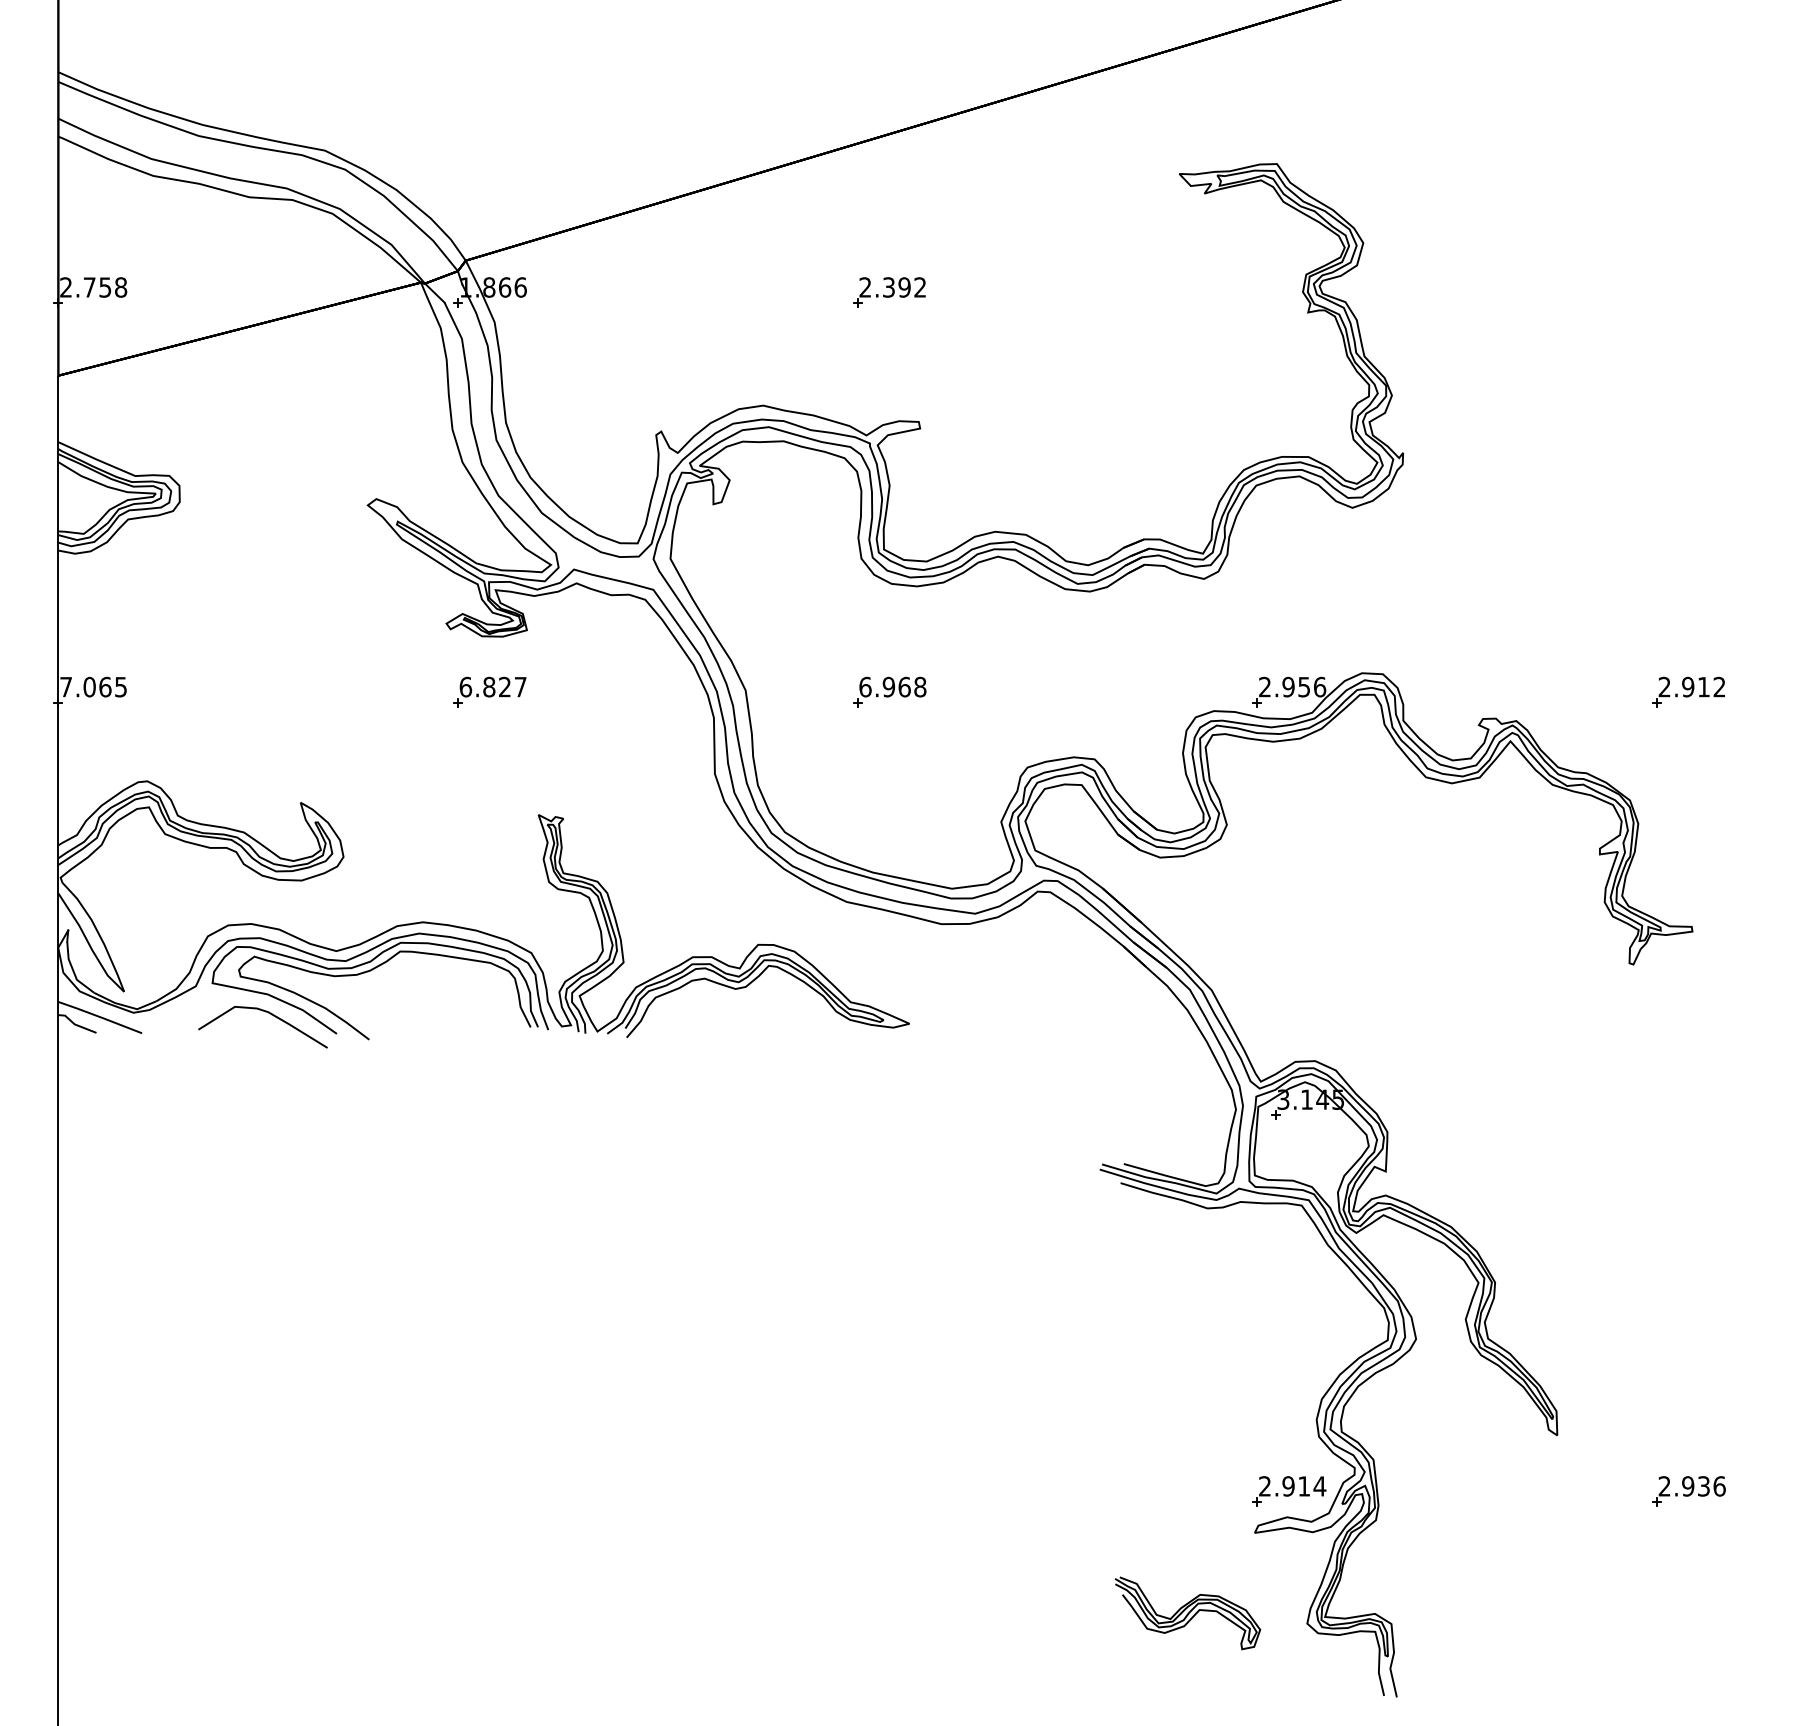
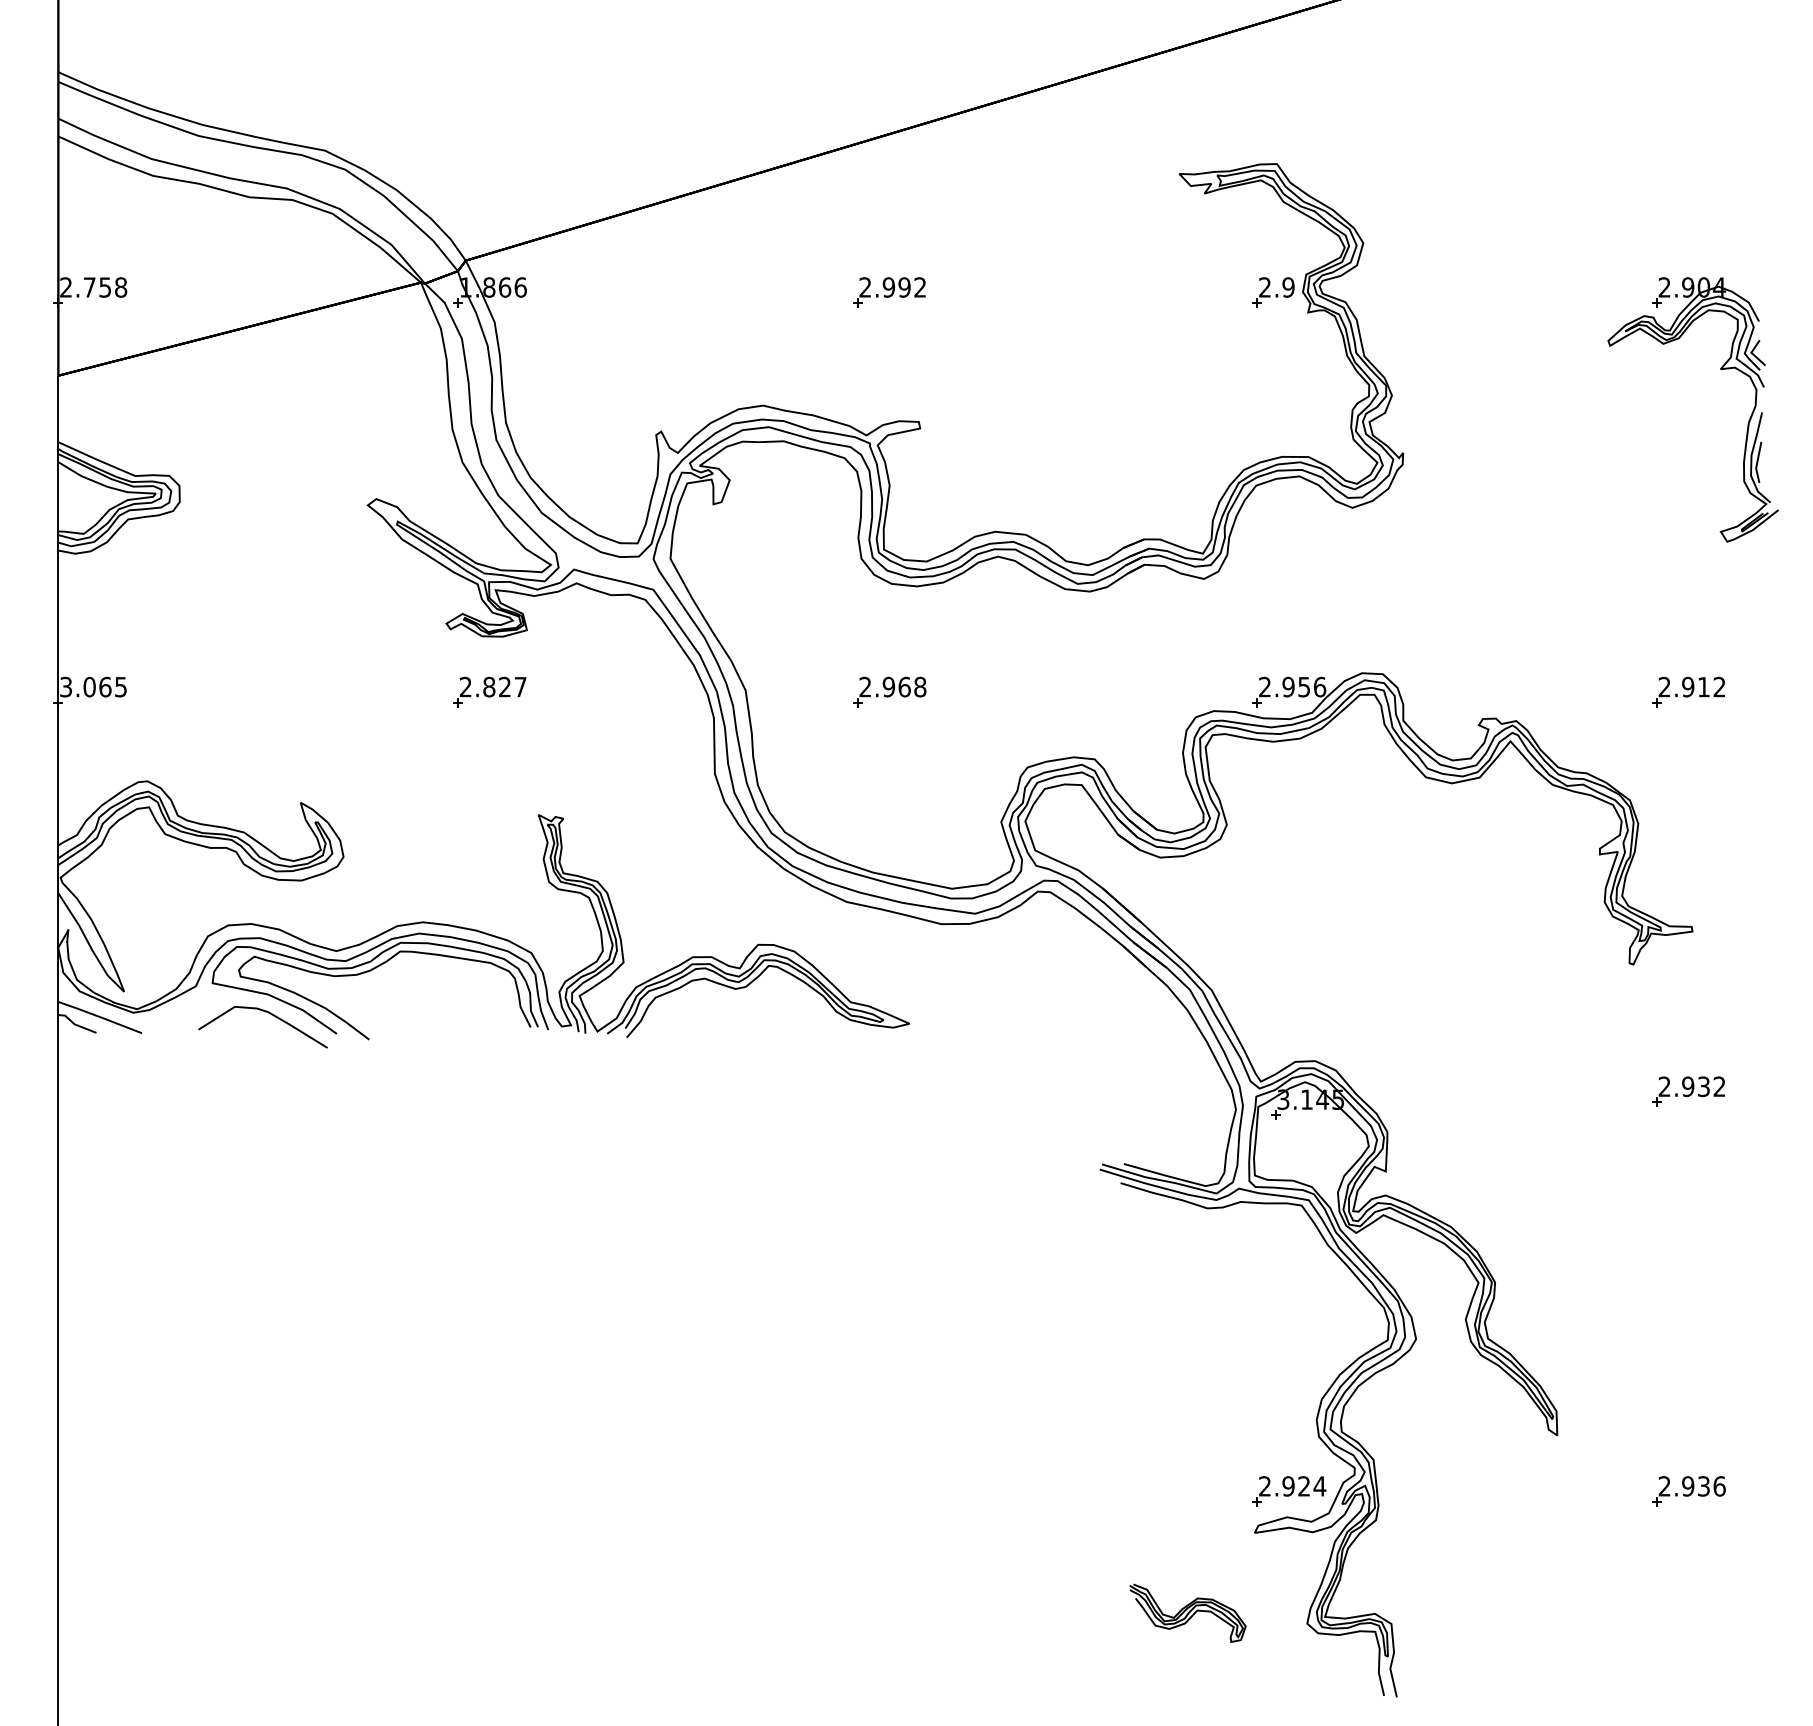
text: 2.392 -> 2.992 (888, 287)
part: none -> present (1273, 292)
part: none -> present (1721, 370)
text: 7.065 -> 3.065 (65, 686)
text: 6.827 -> 2.827 (465, 686)
text: 6.968 -> 2.968 (865, 686)
part: none -> present (1688, 1091)
text: 2.914 -> 2.924 (1303, 1486)
part size: 148x75 px -> 118x60 px (1187, 1612)
